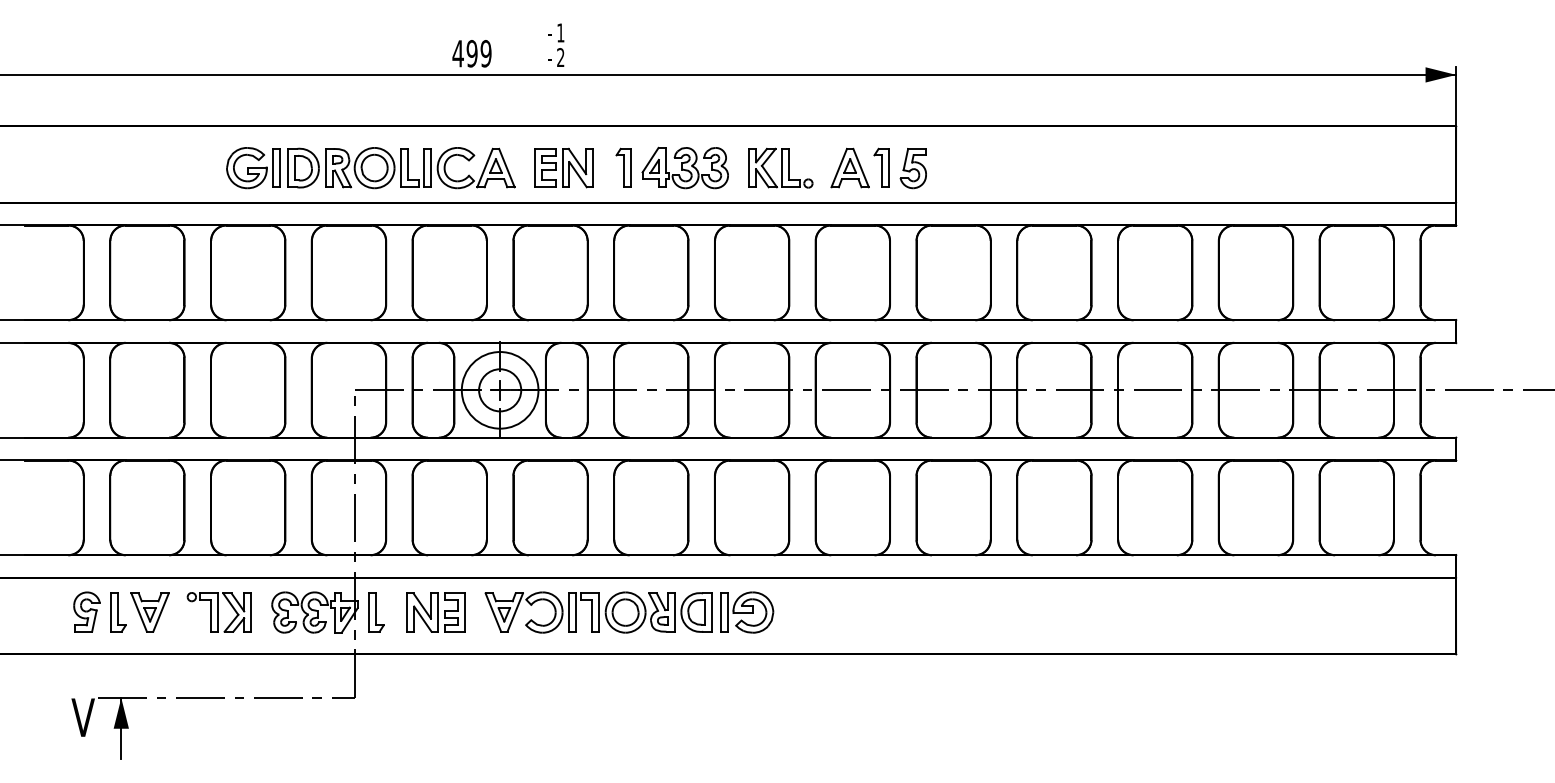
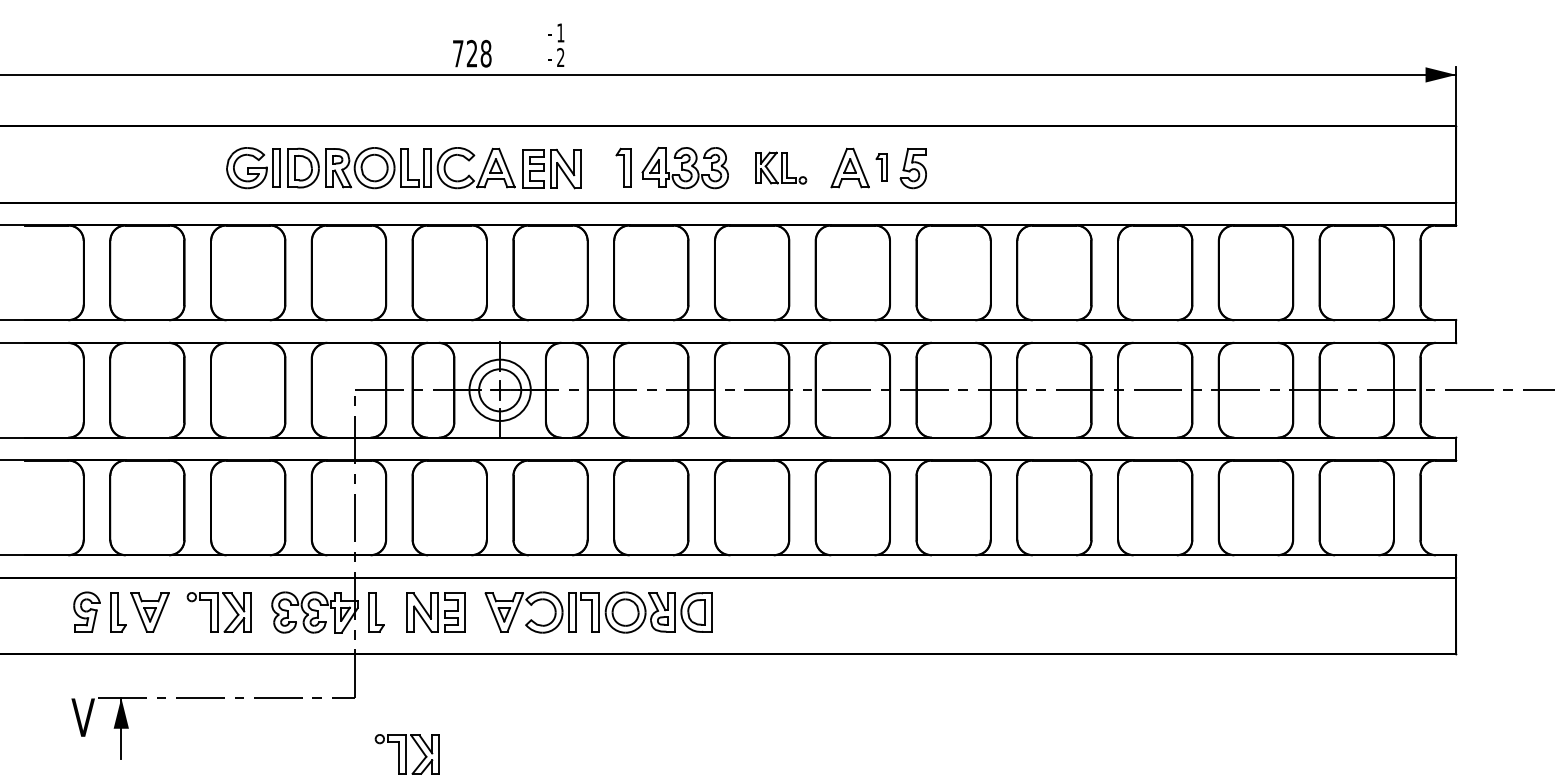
text: 499 -> 728 (471, 53)
part position: (563, 167) -> (551, 168) (551, 168)
part size: 66x42 px -> 53x34 px (781, 167)
part size: 17x41 px -> 13x29 px (881, 167)
circle diameter: 77 px -> 61 px (499, 389)
part: present -> none (747, 612)
part: none -> present (406, 754)
